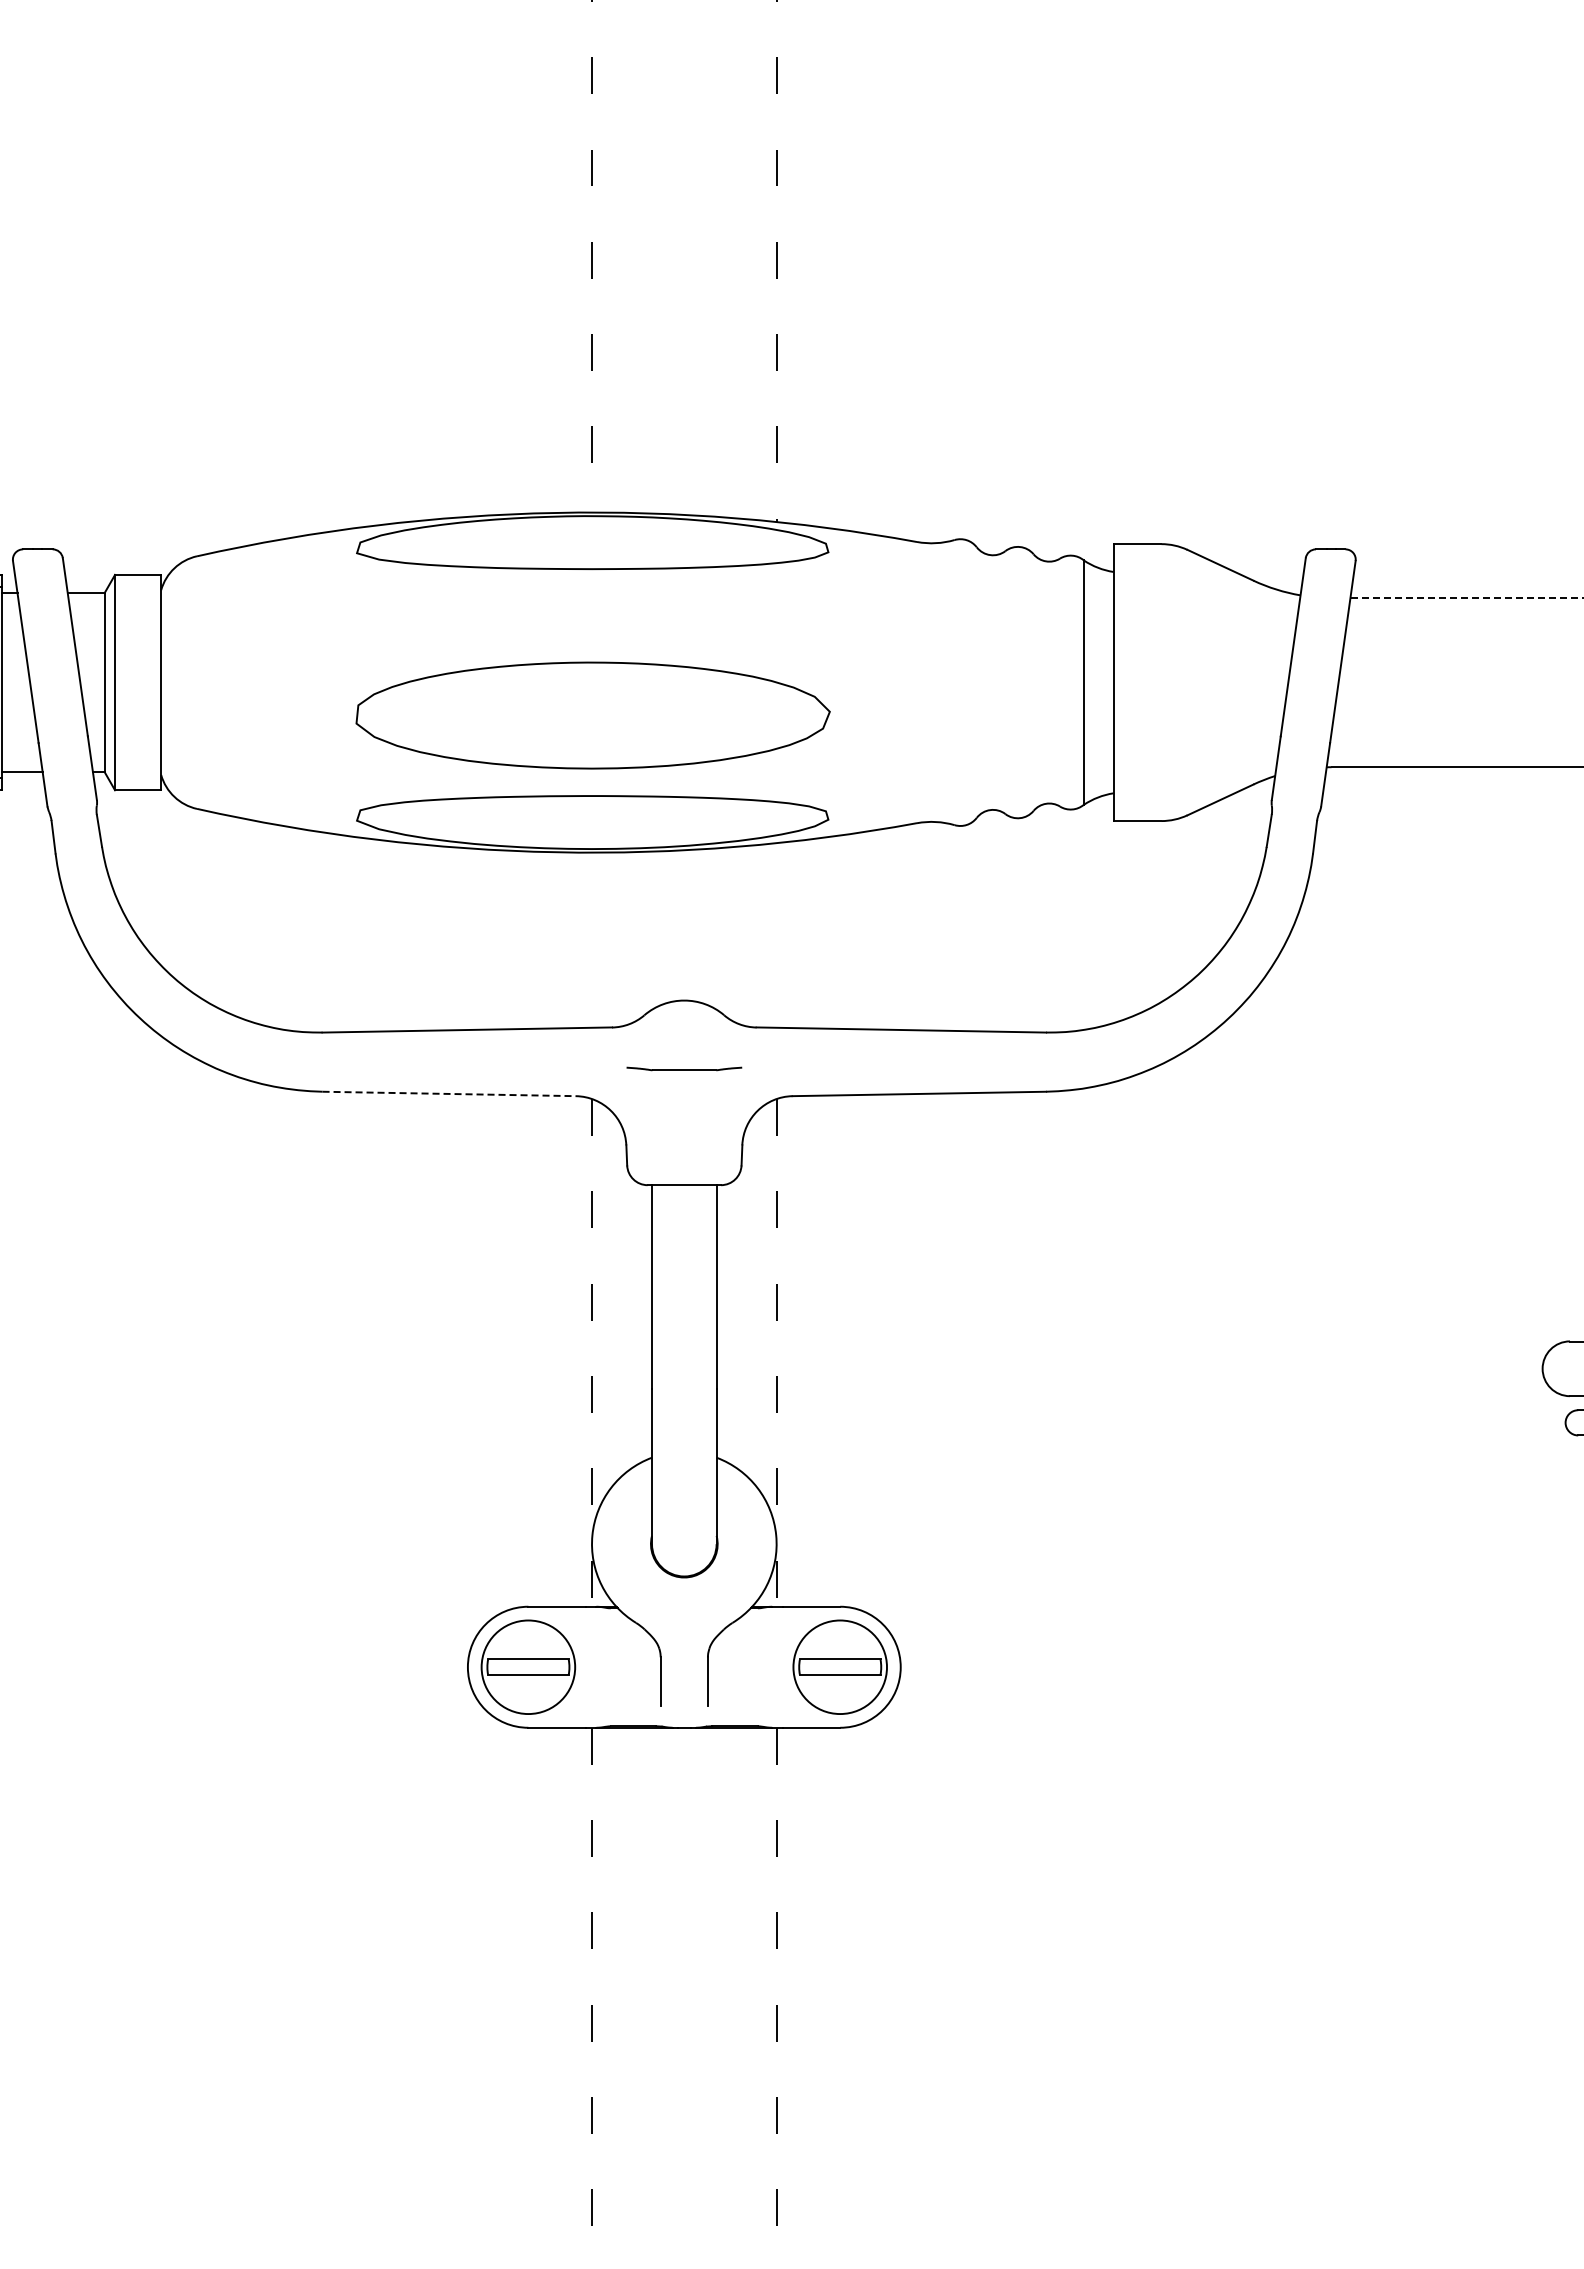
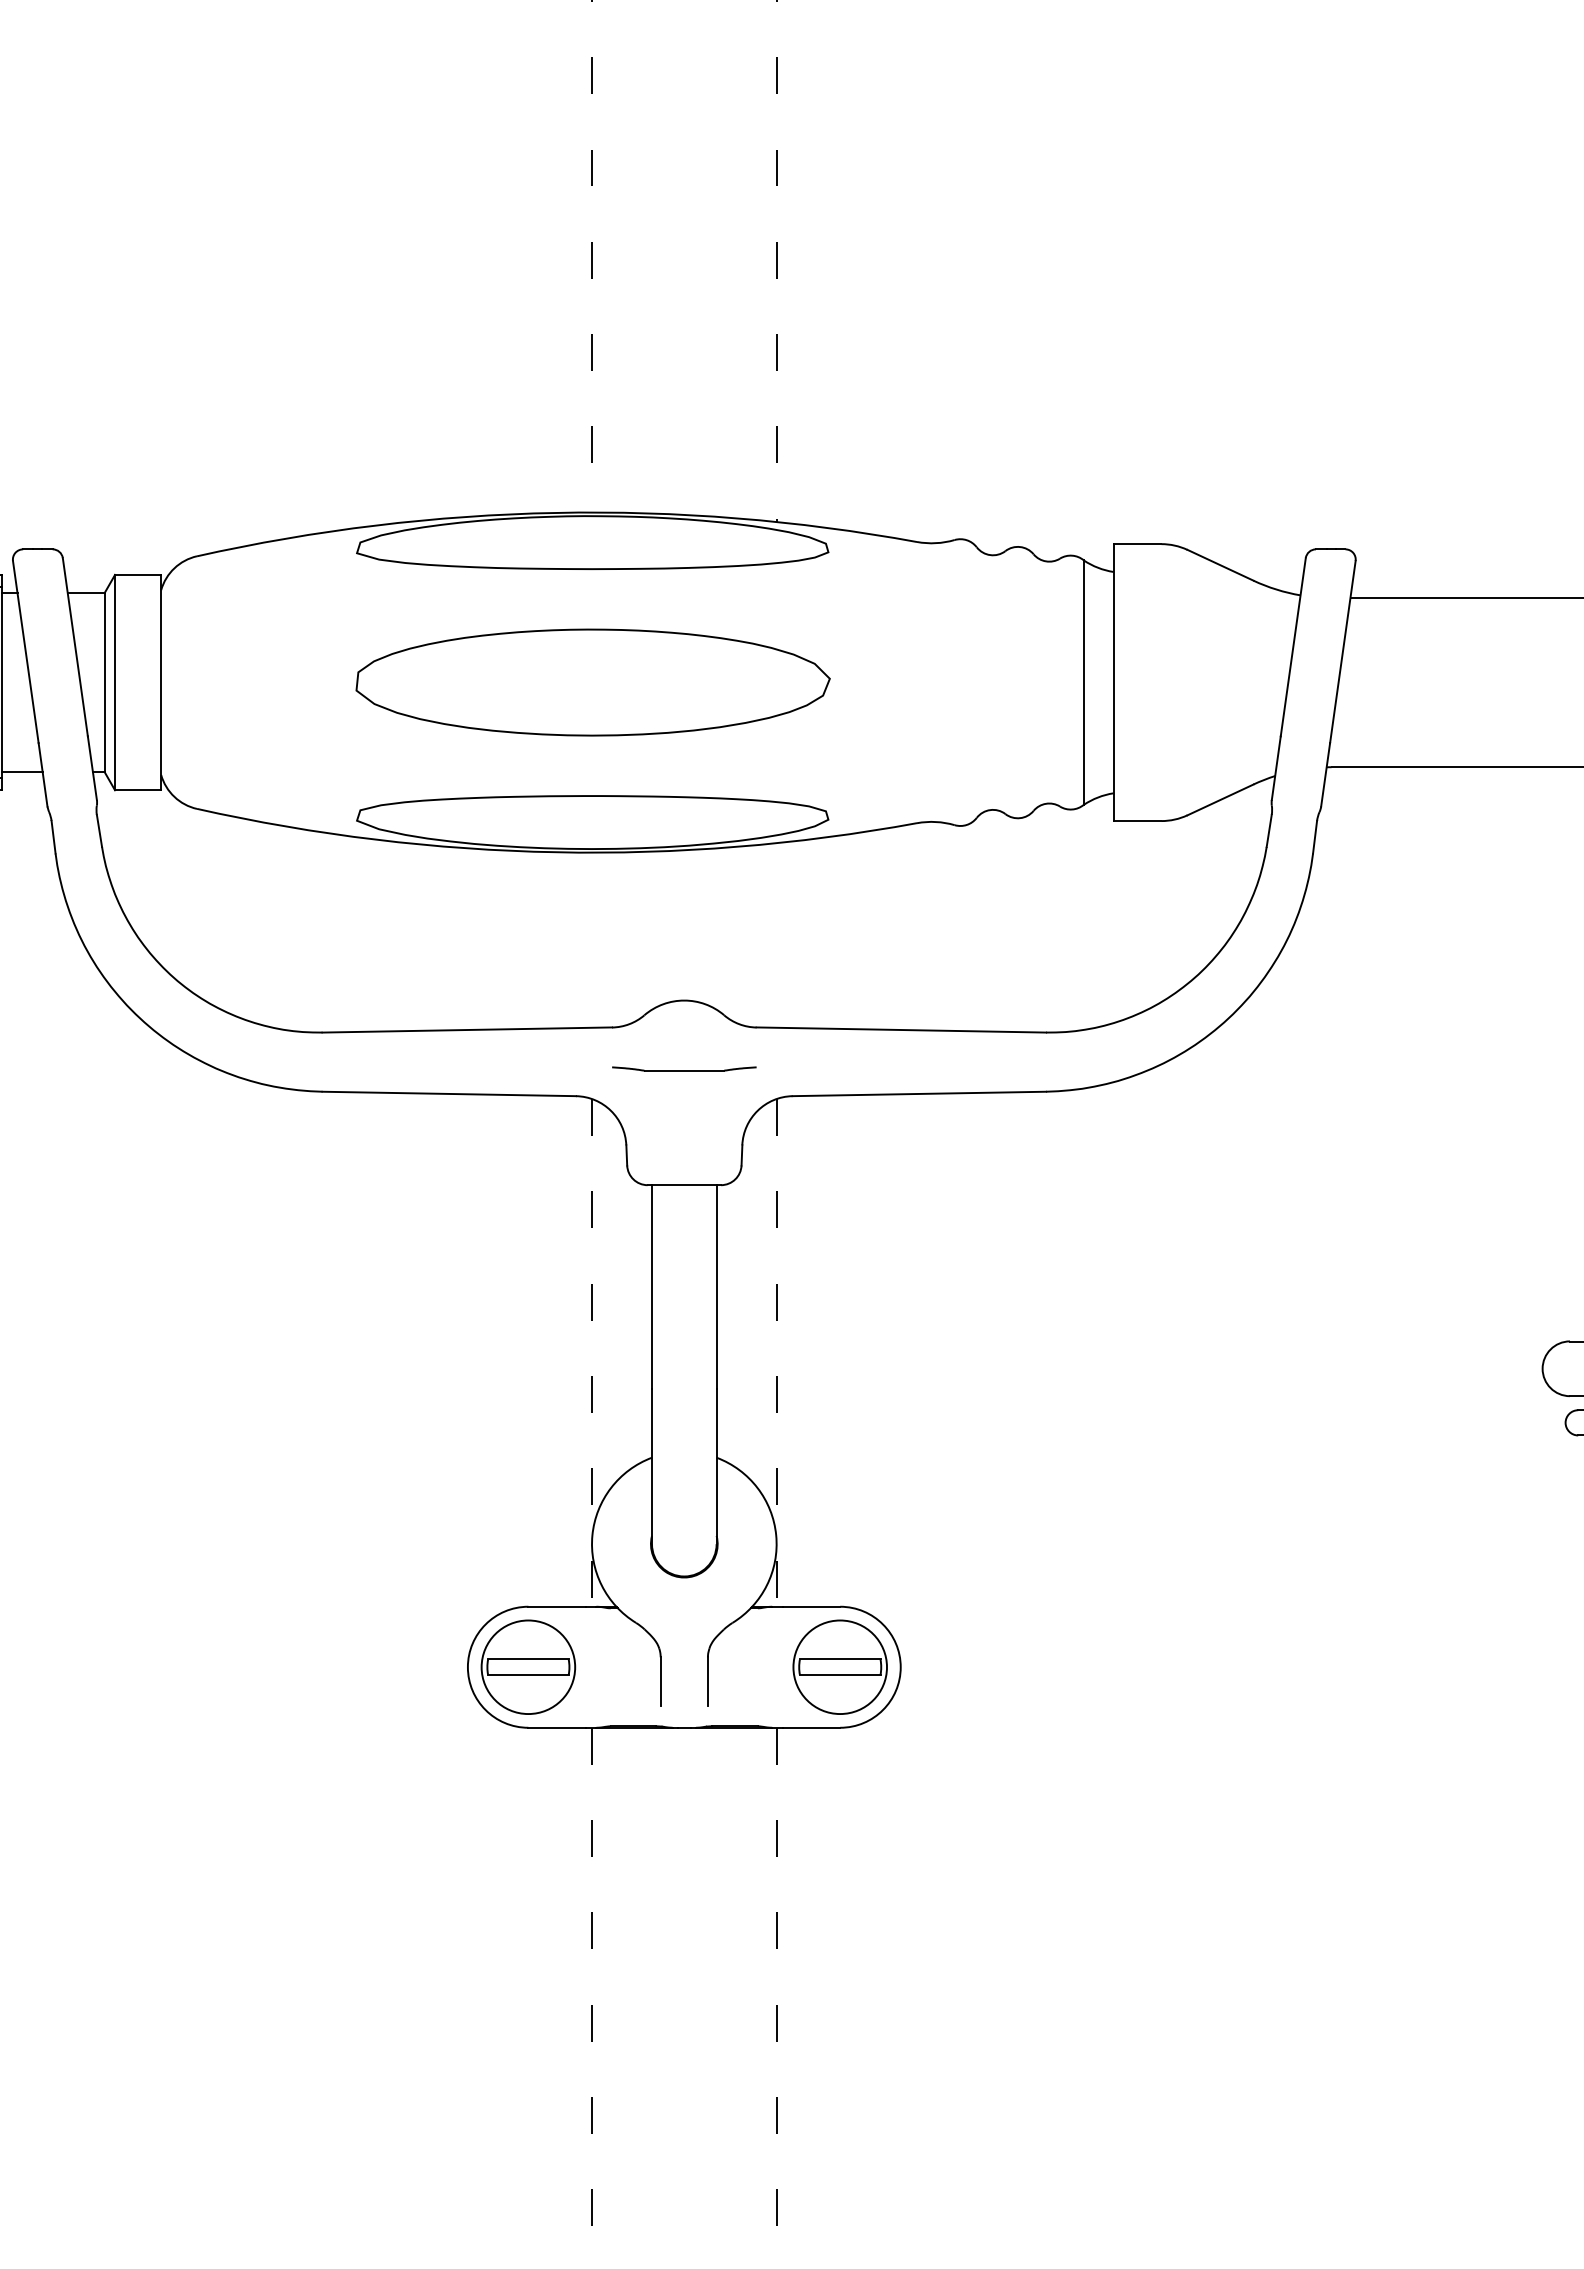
line: dashed -> solid (1467, 597)
part position: (592, 715) -> (592, 682) (592, 682)
part size: 117x6 px -> 145x6 px (684, 1068)
line: dashed -> solid (449, 1093)
